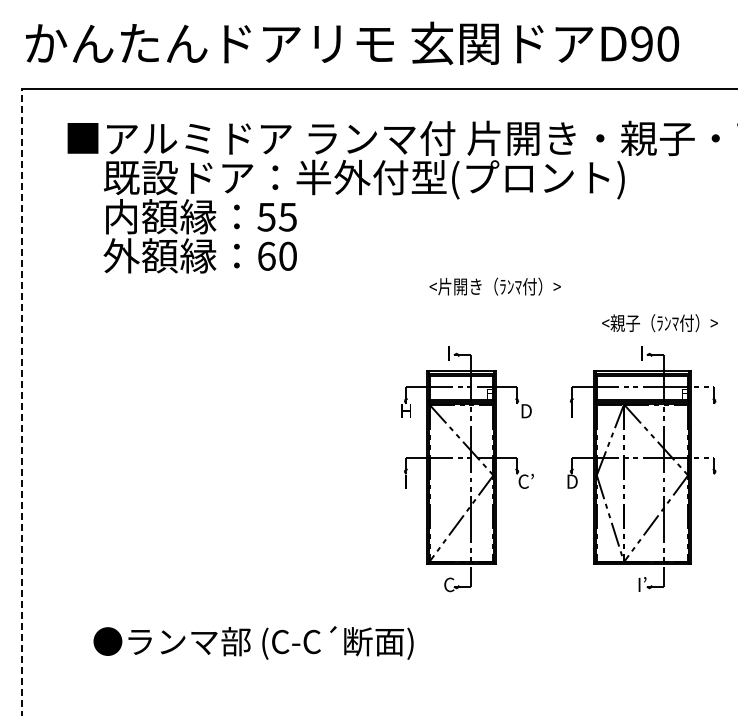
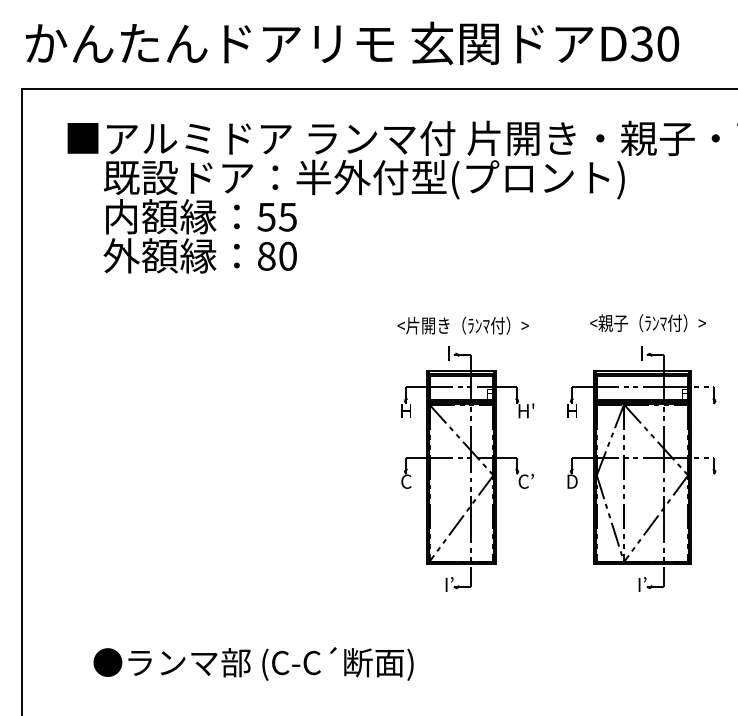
text: D90 -> D30 (641, 43)
text: 60 -> 80 (266, 255)
text position: (494, 286) -> (462, 325) (462, 325)
text position: (659, 323) -> (647, 323) (647, 323)
line: dashed -> solid (22, 402)
text: D -> H' (526, 410)
text: I -> H (571, 410)
text: I -> C (406, 481)
text: C -> I’ (449, 584)
text position: (253, 642) -> (253, 663) (253, 663)
